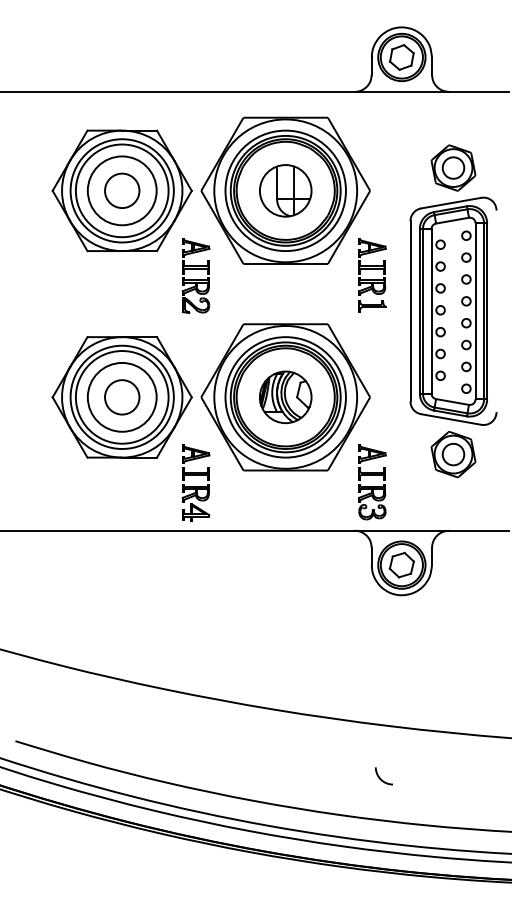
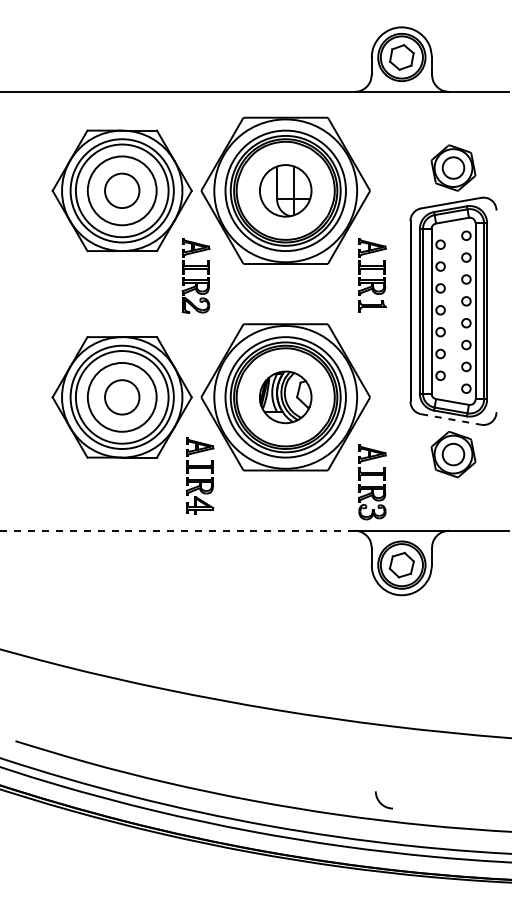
line: solid -> dashed (451, 419)
part position: (195, 482) -> (199, 475) (199, 475)
line: solid -> dashed (176, 530)
arc position: (381, 778) -> (381, 802) (381, 802)
